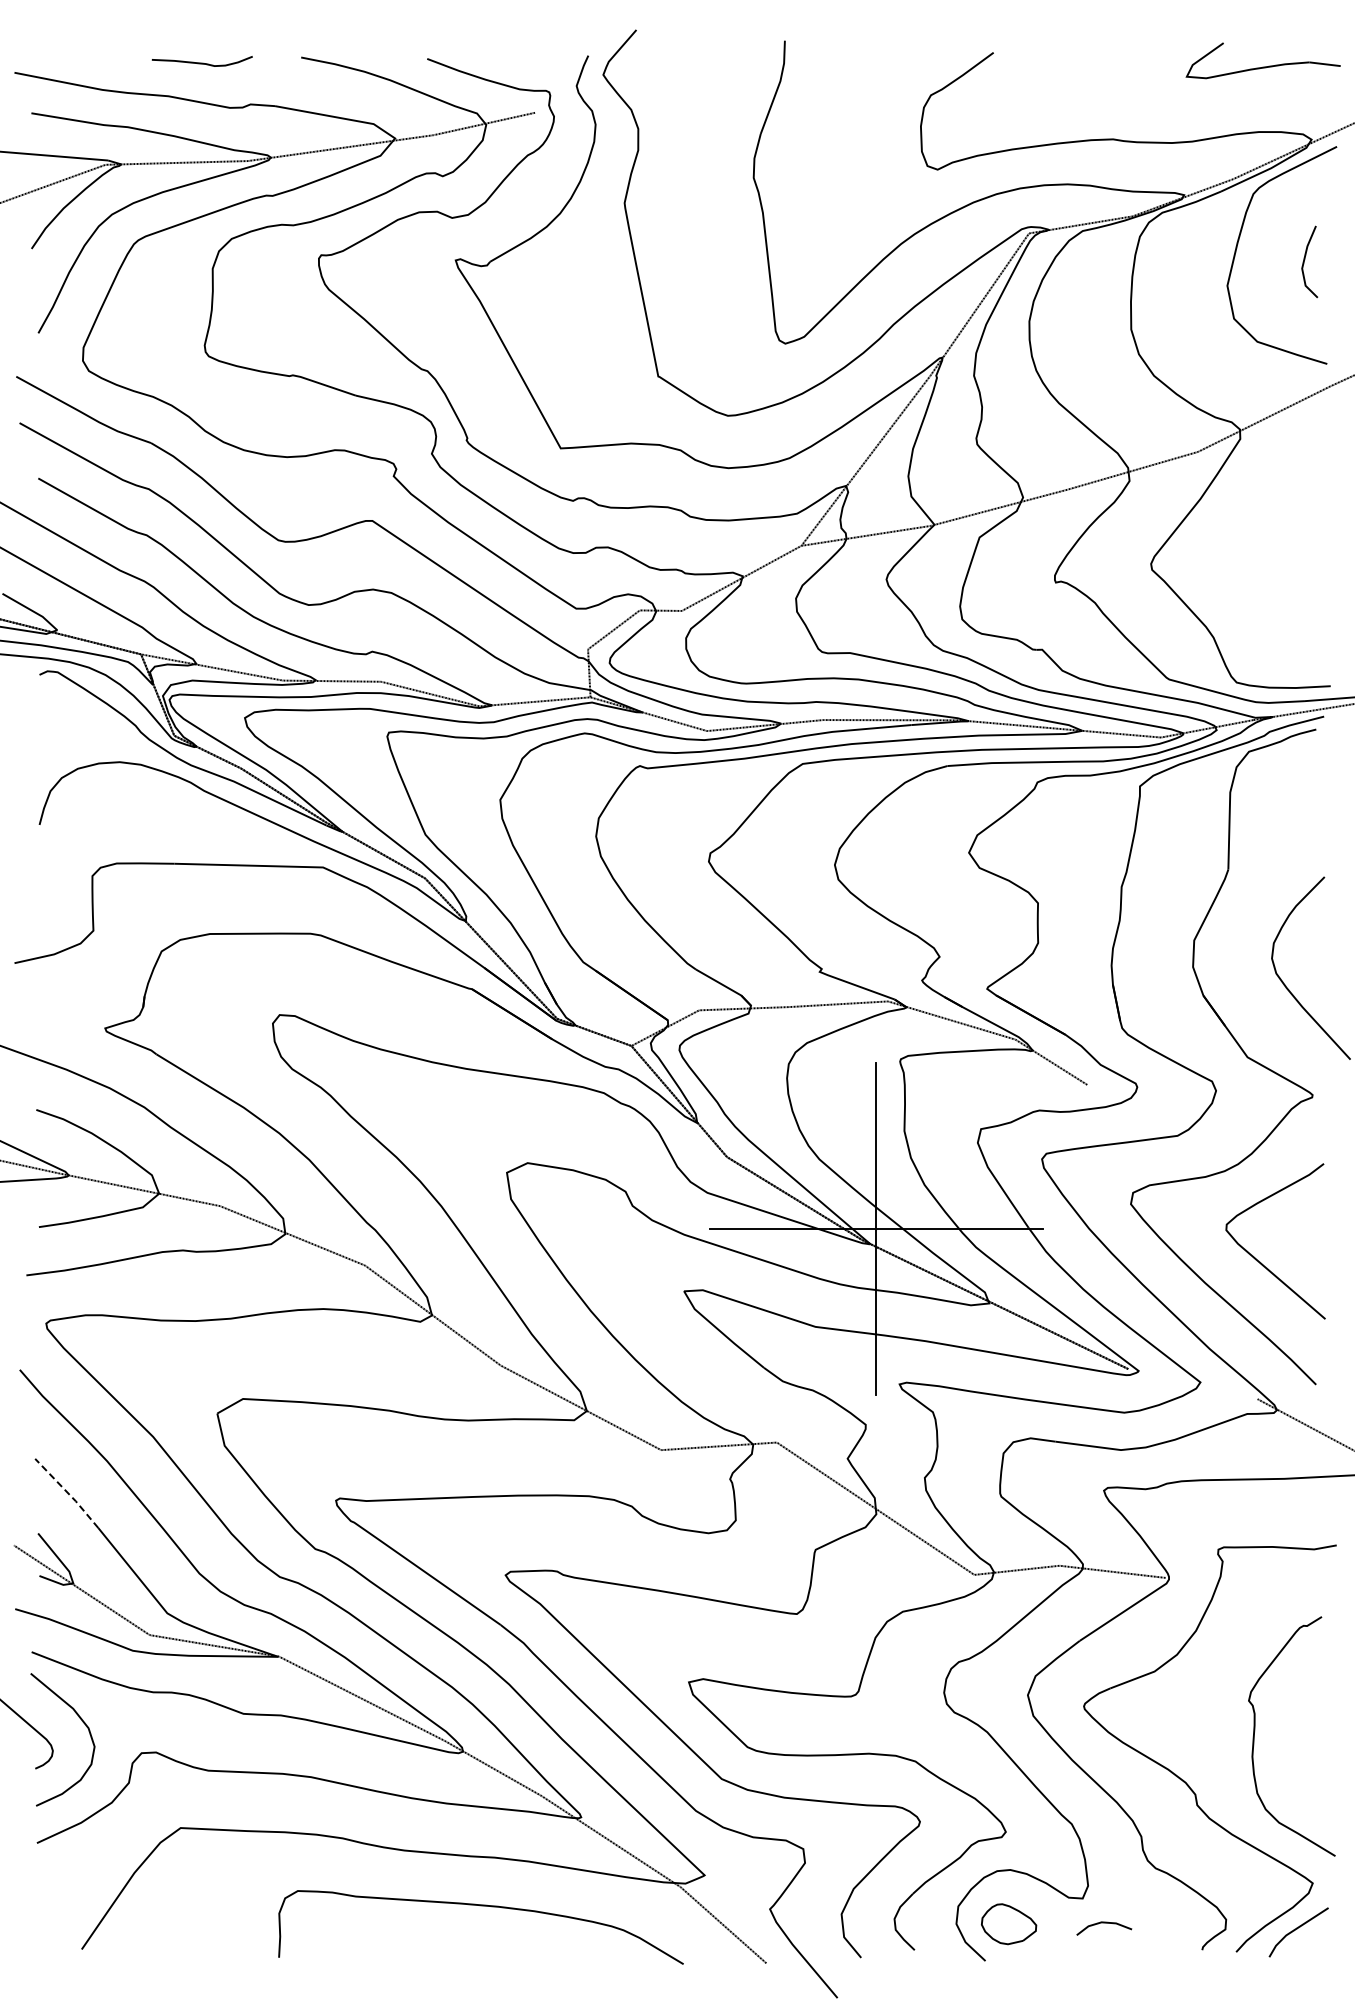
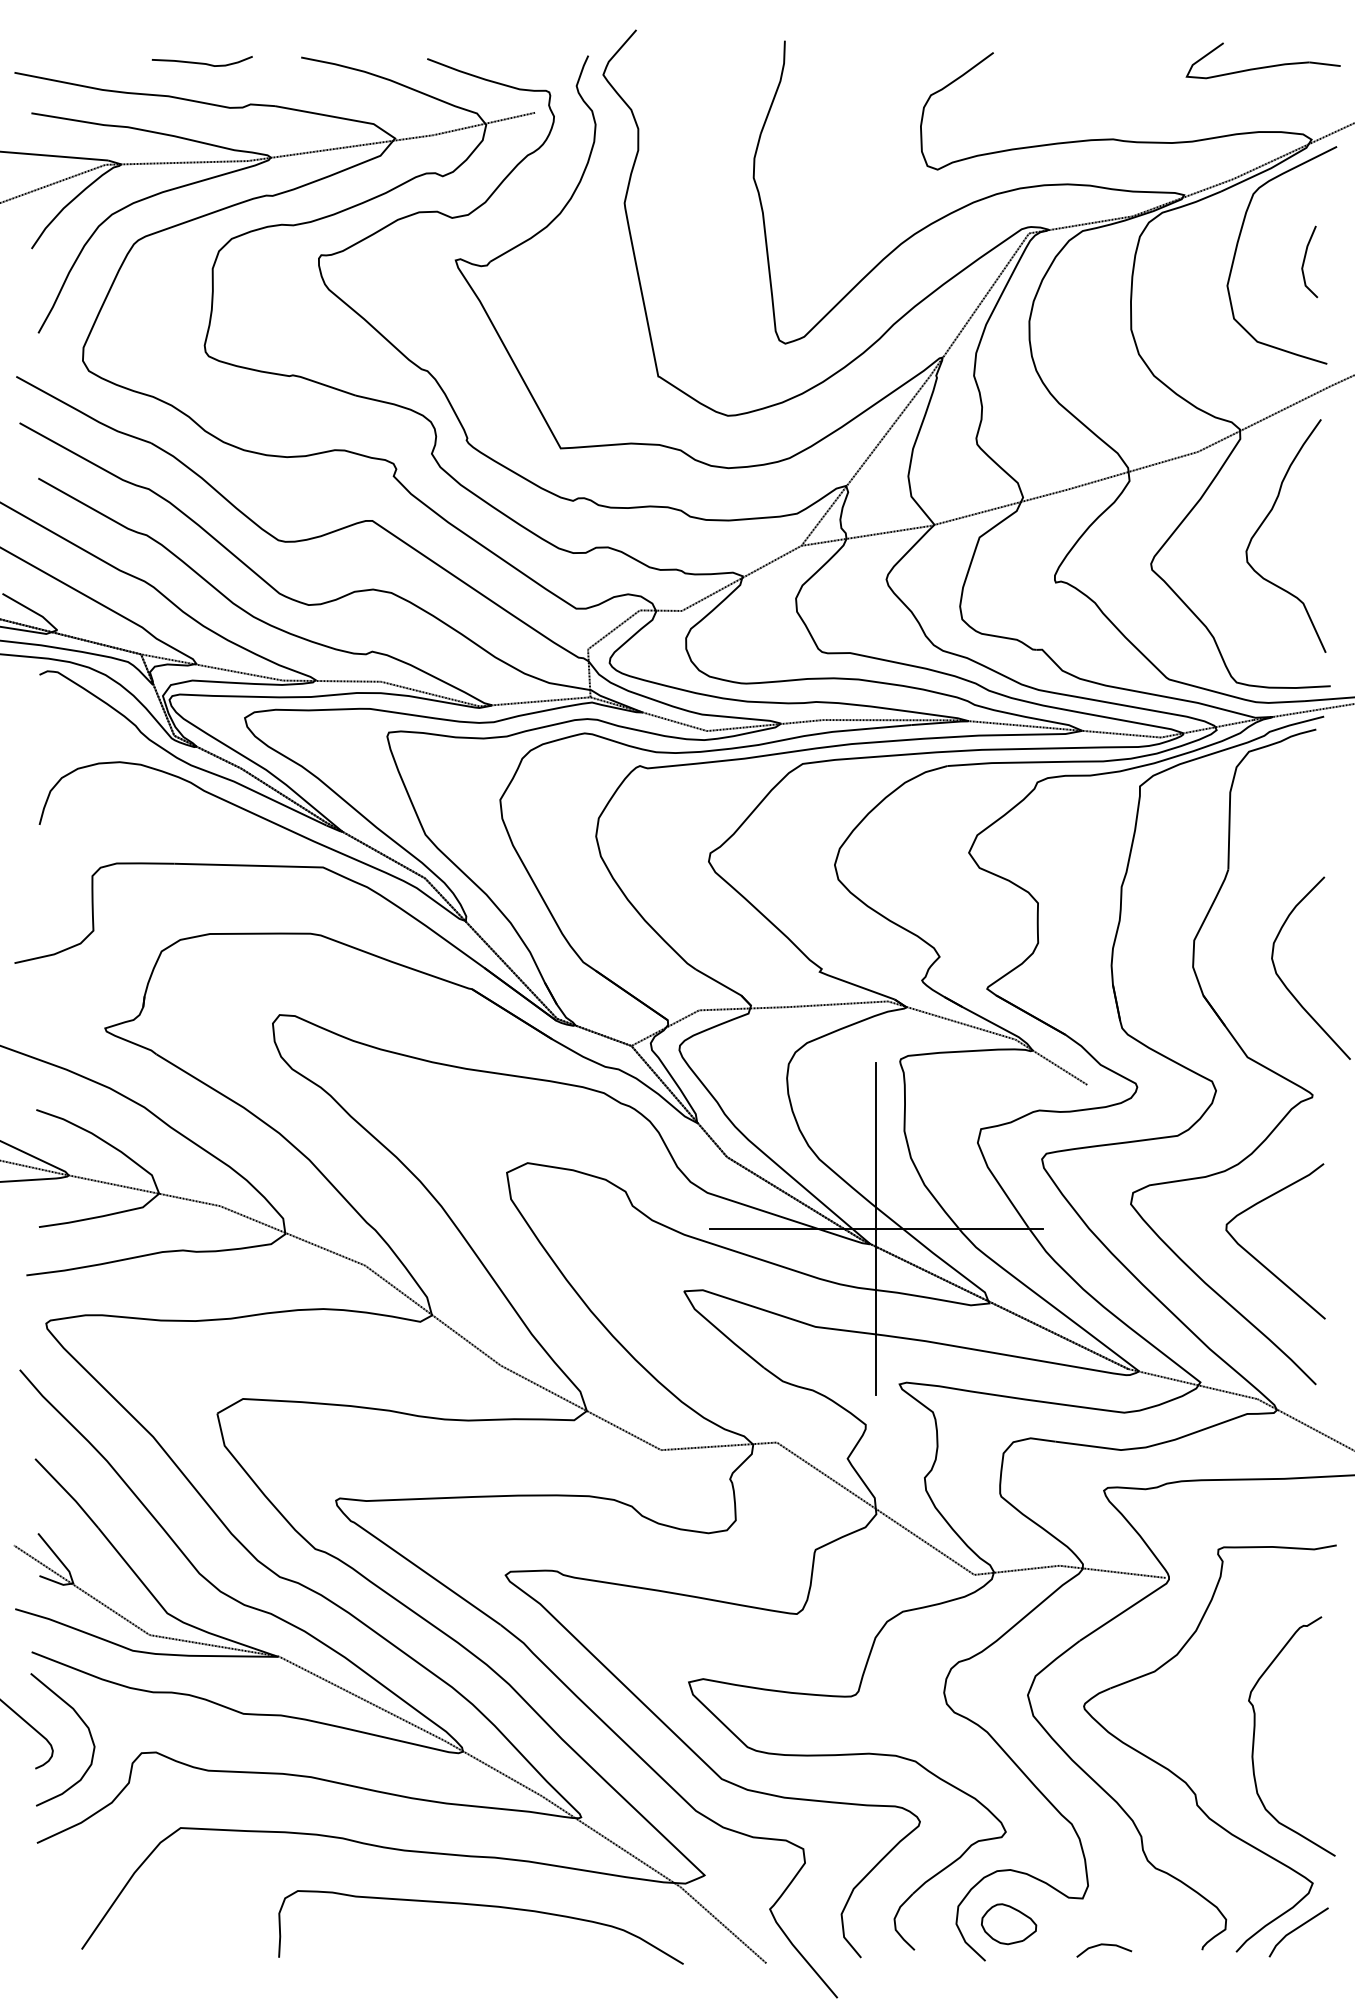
curve: none -> present (1265, 520)
line: none -> present (1192, 1384)
line: dashed -> solid (67, 1492)
line position: (1104, 1923) -> (1104, 1945) (1104, 1945)
